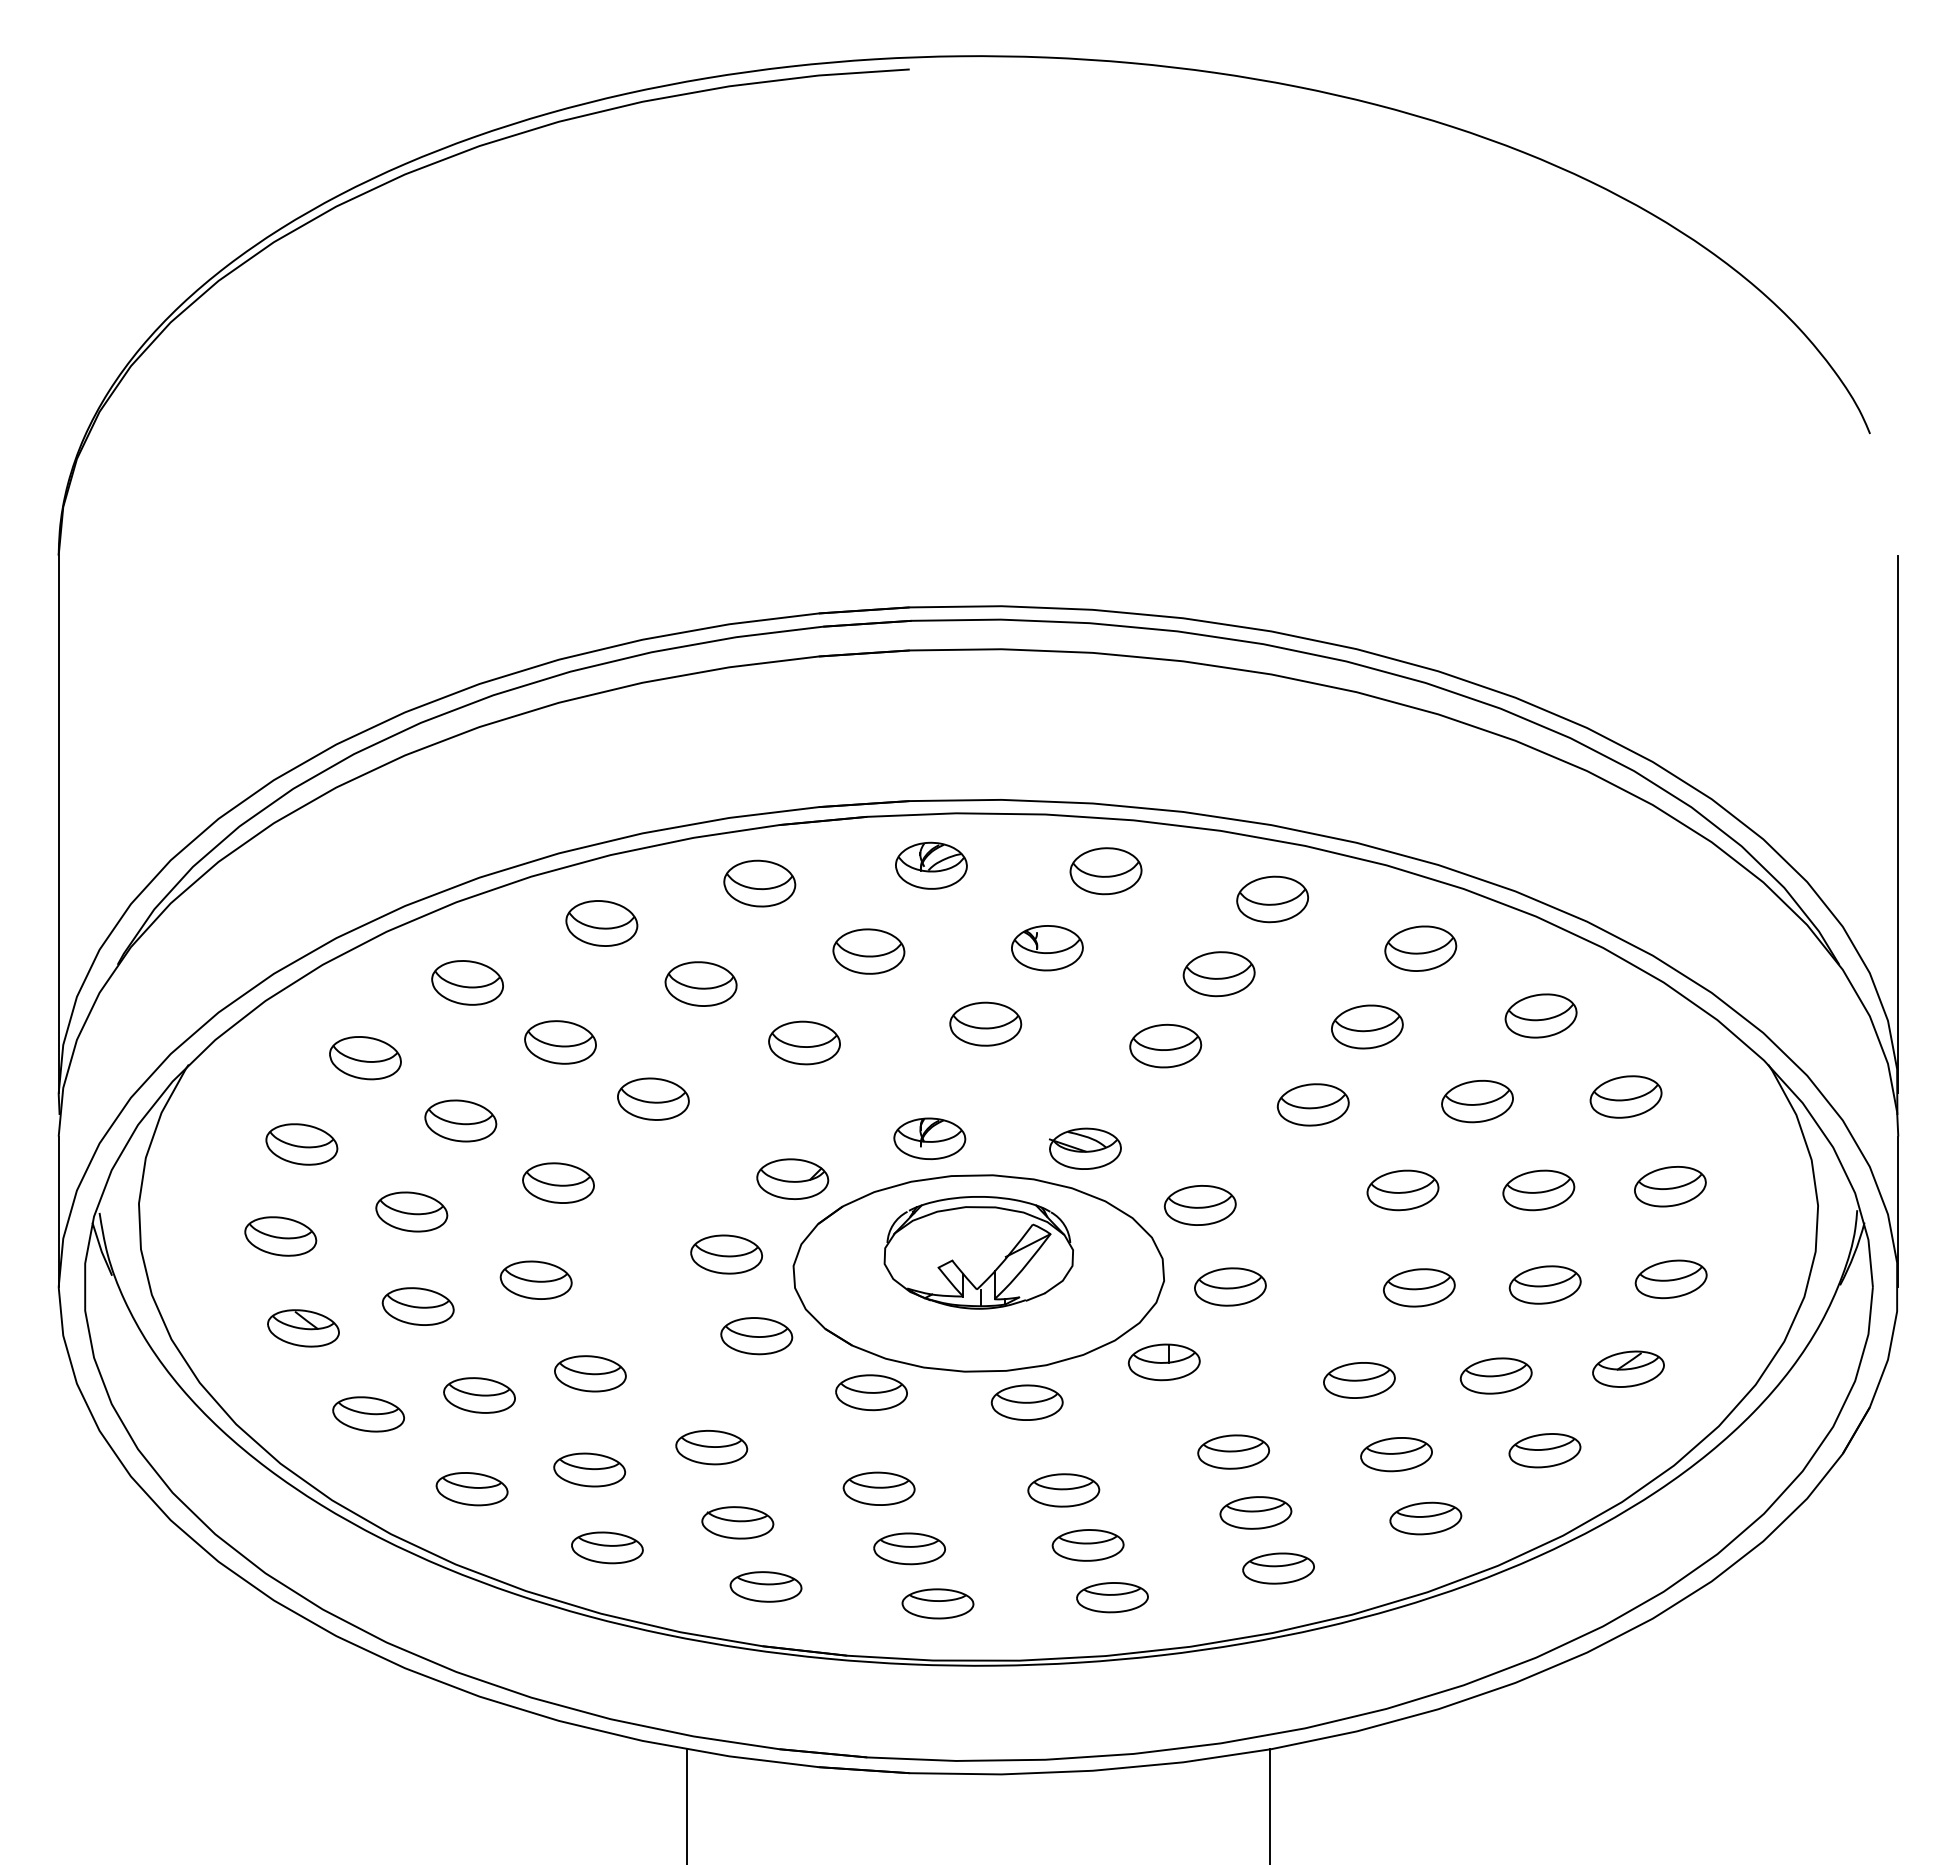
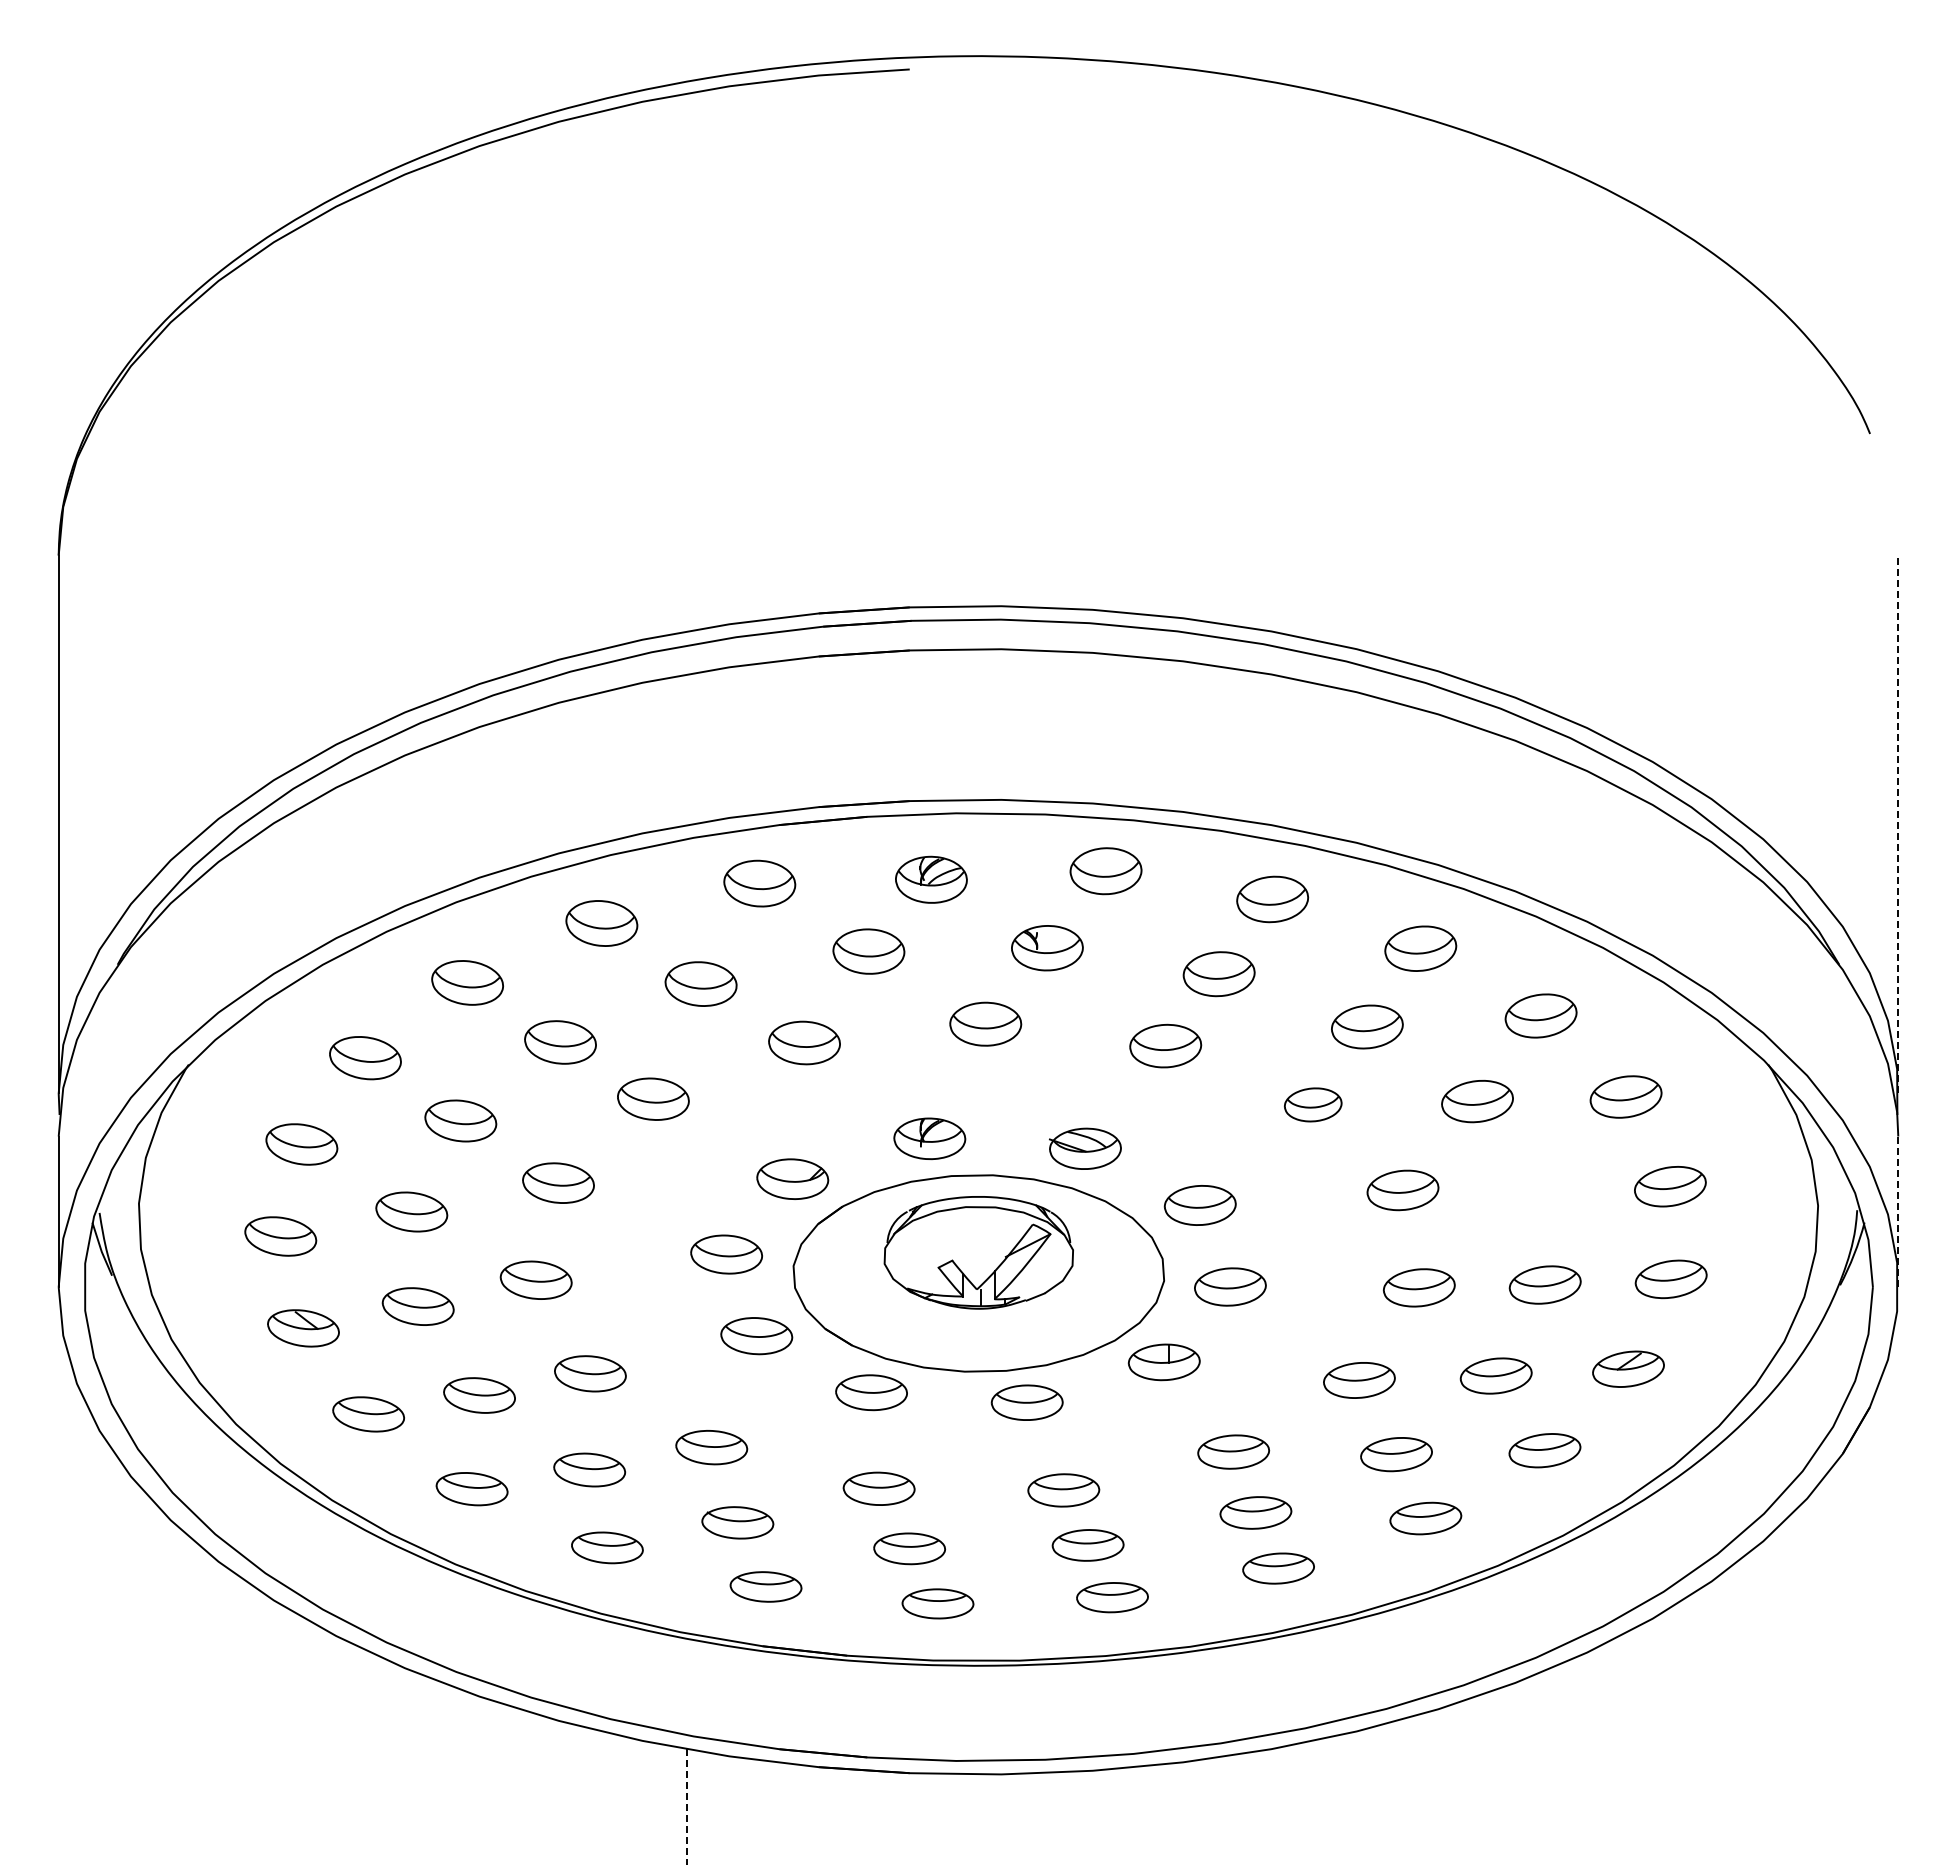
line: solid -> dashed (1898, 824)
part position: (931, 865) -> (931, 879) (931, 879)
part size: 74x44 px -> 59x36 px (1313, 1104)
part: present -> none (1538, 1190)
line: solid -> dashed (1898, 1211)
line: present -> none (1270, 1805)
line: solid -> dashed (686, 1807)
